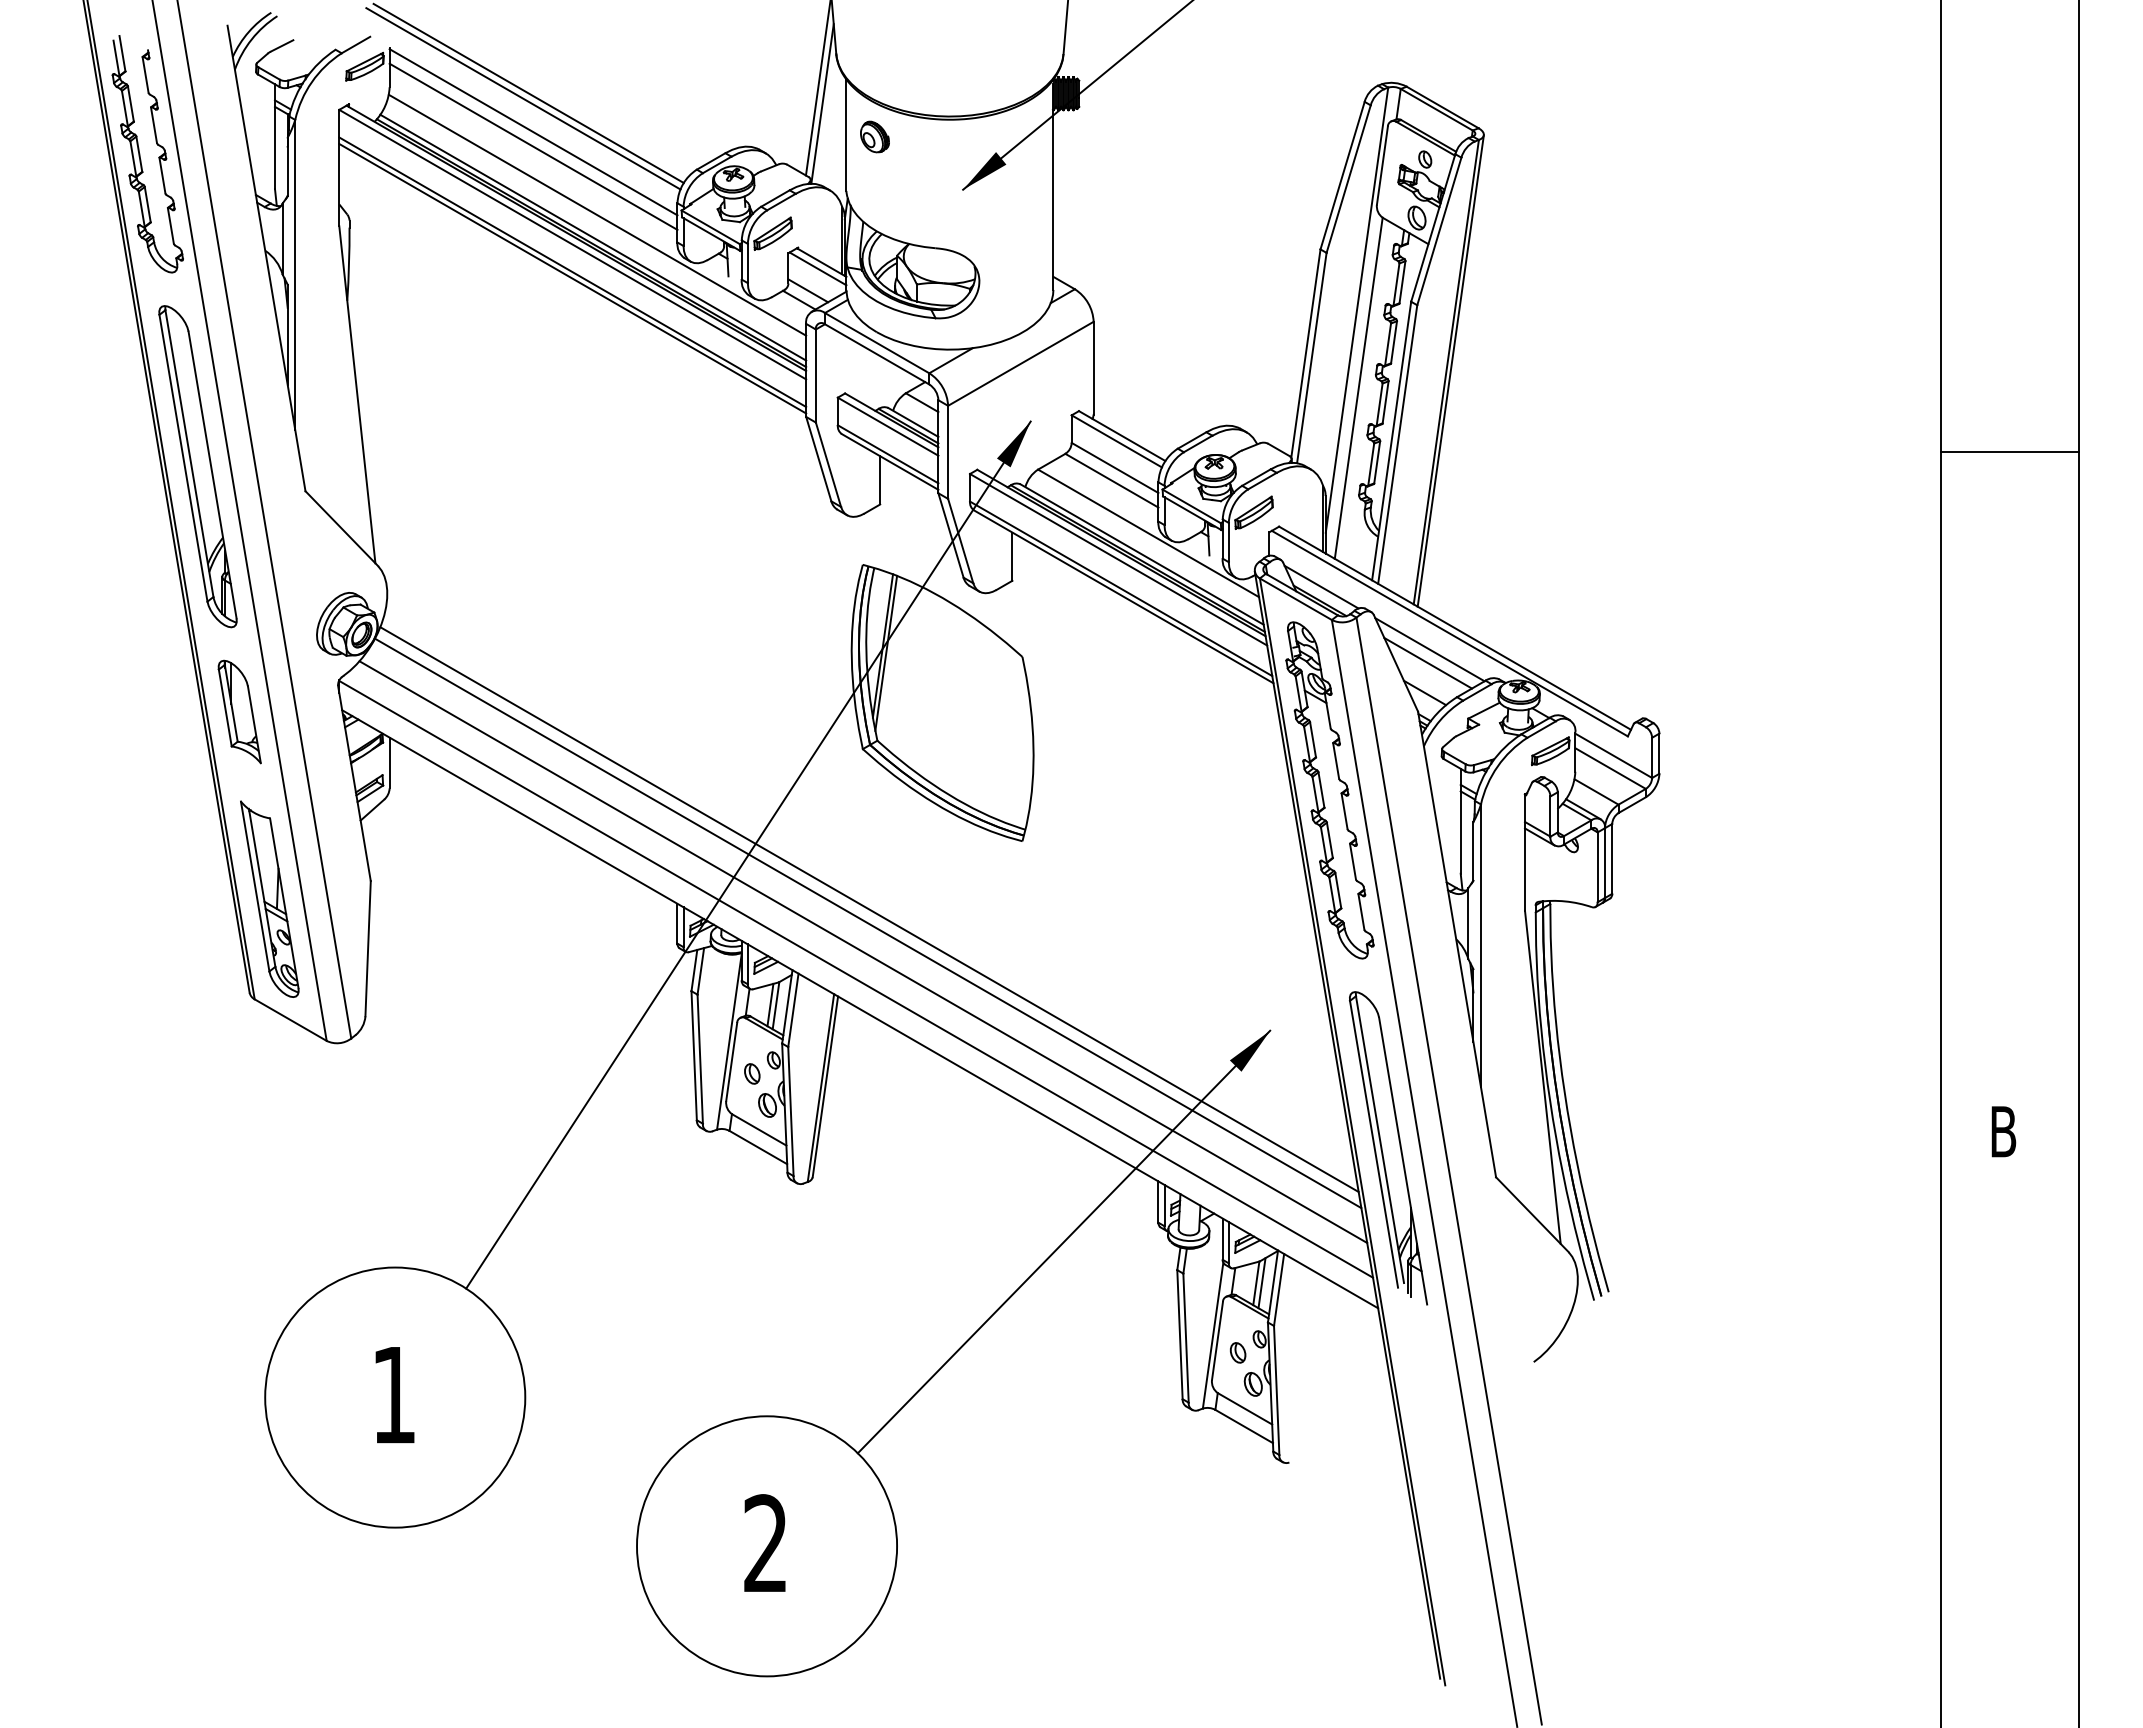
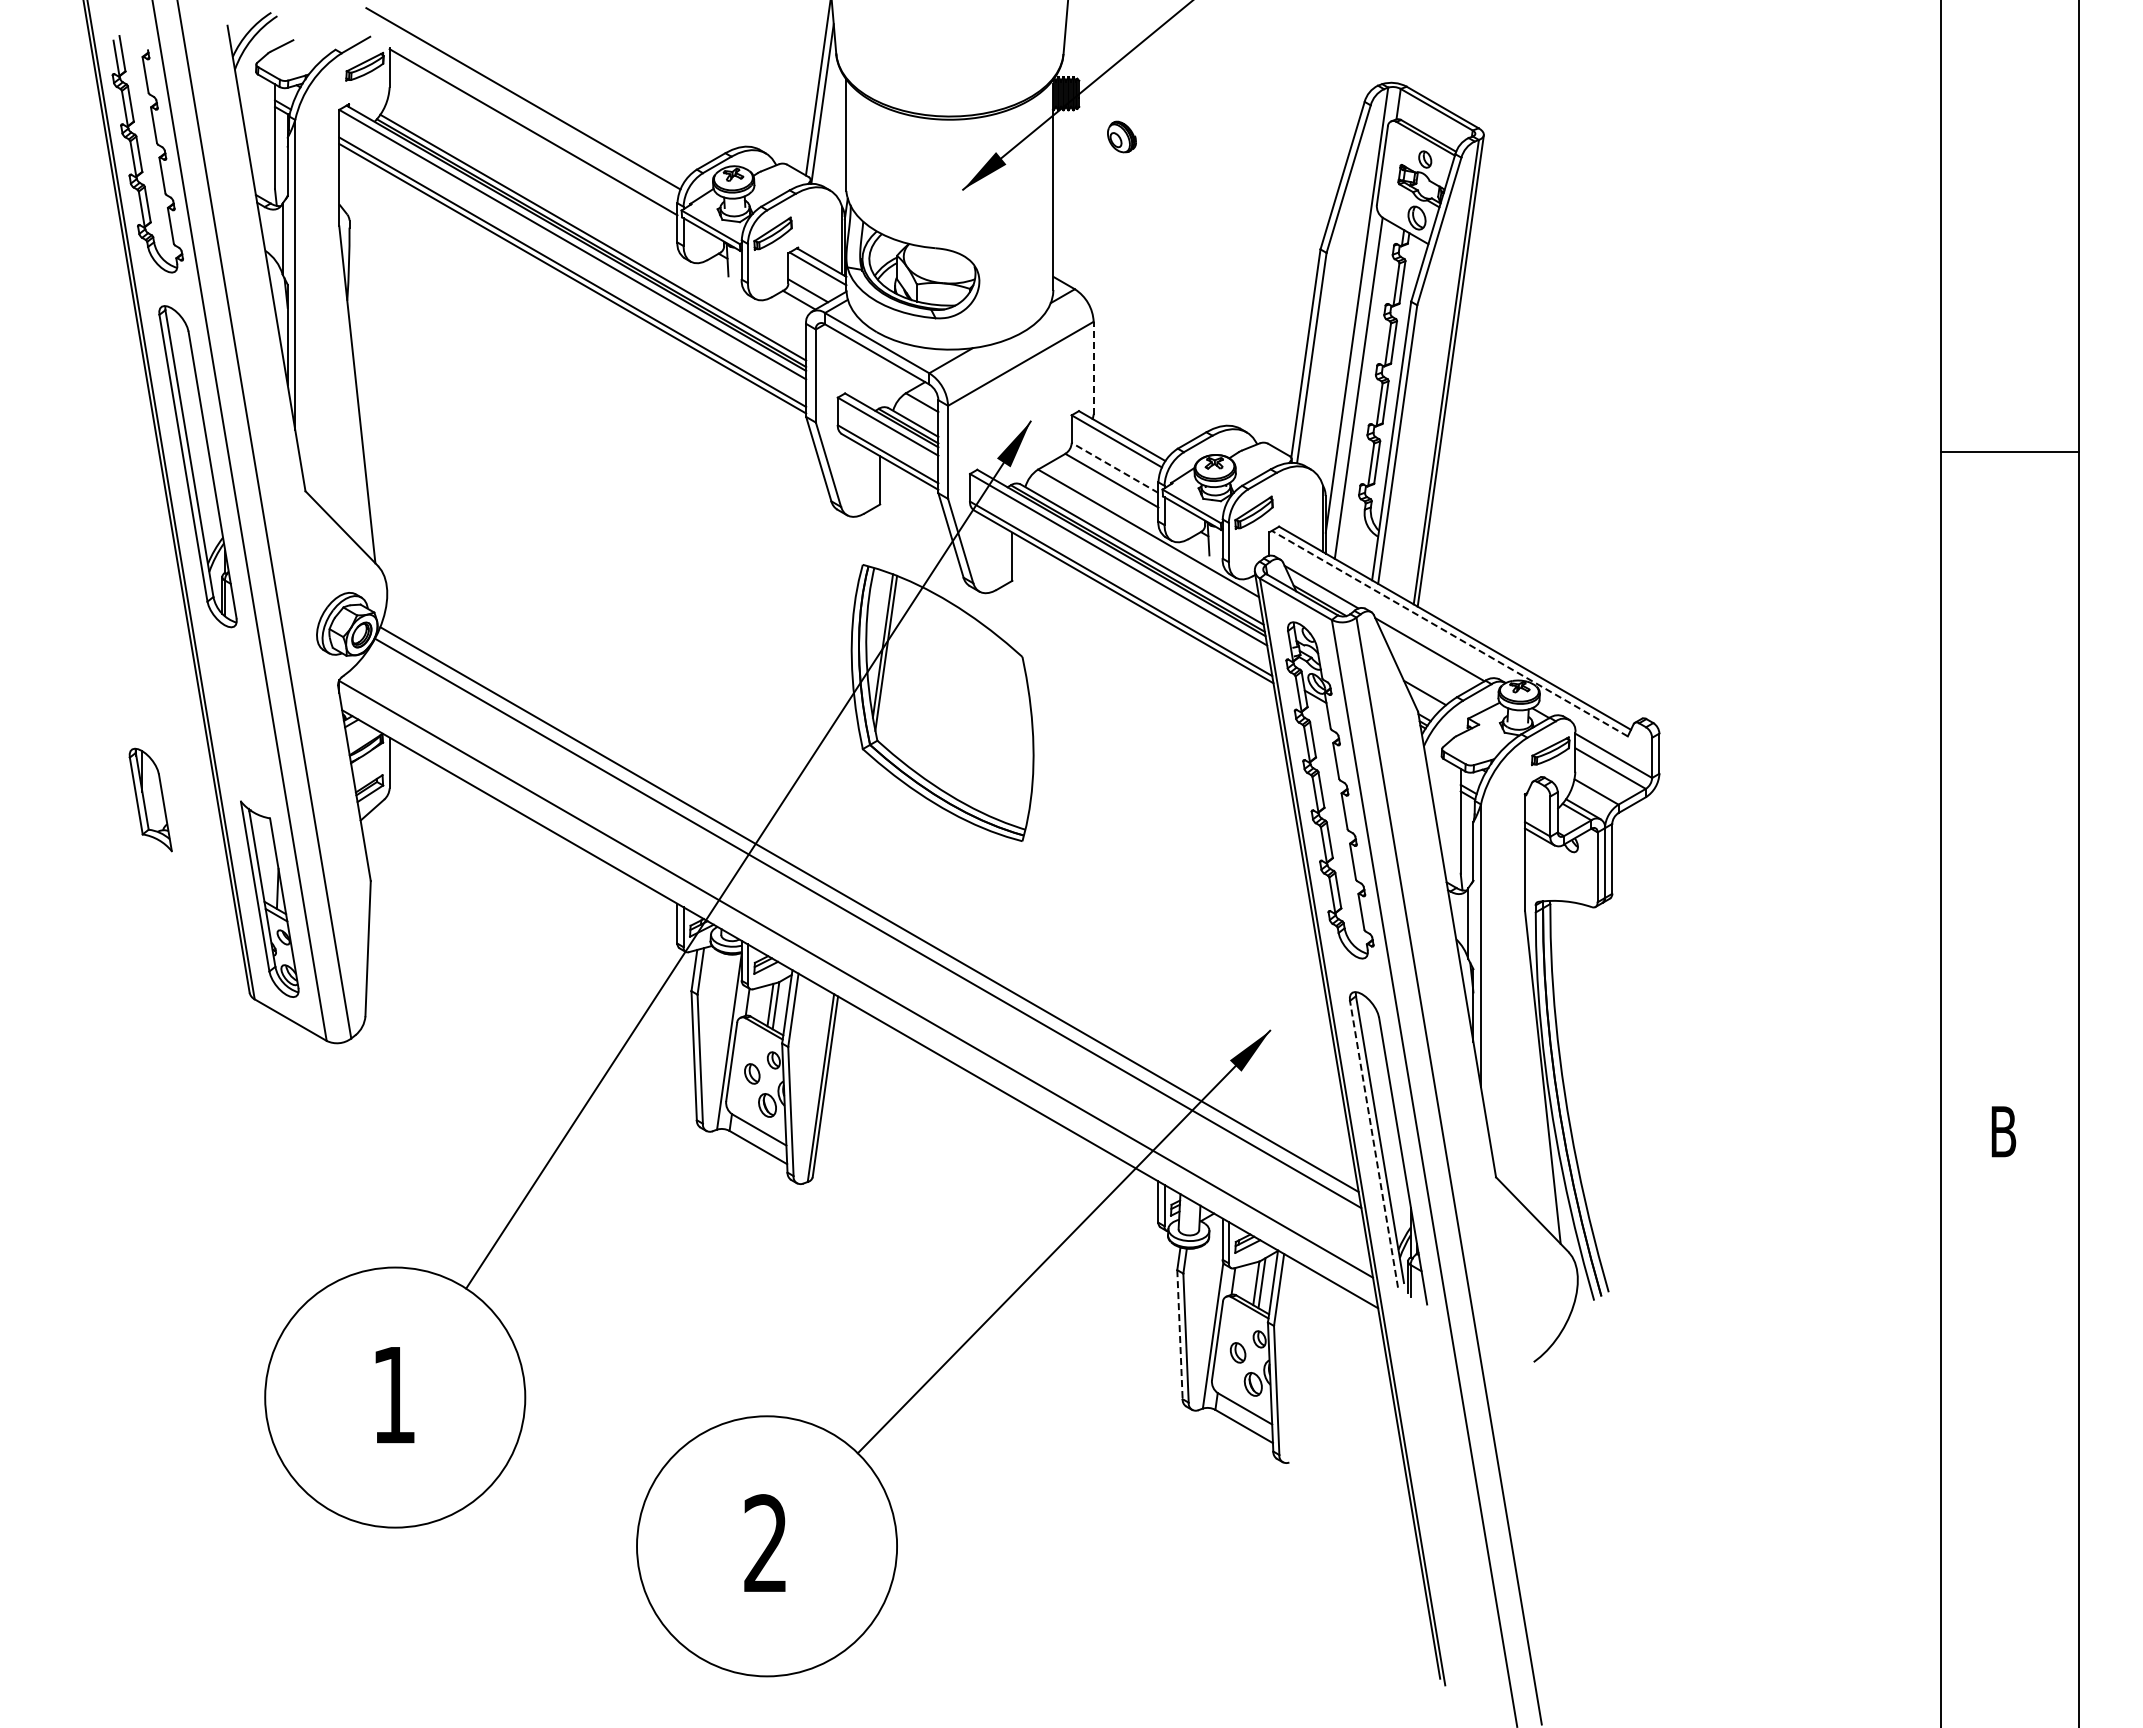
line: present -> none (528, 93)
part position: (874, 136) -> (1121, 136) (1121, 136)
line: present -> none (533, 146)
line: present -> none (597, 214)
line: solid -> dashed (1093, 368)
line: solid -> dashed (1114, 467)
line: solid -> dashed (1449, 633)
line: present -> none (1427, 662)
part position: (239, 711) -> (150, 799) (150, 799)
line: present -> none (863, 952)
line: solid -> dashed (1373, 1143)
line: solid -> dashed (1179, 1334)
